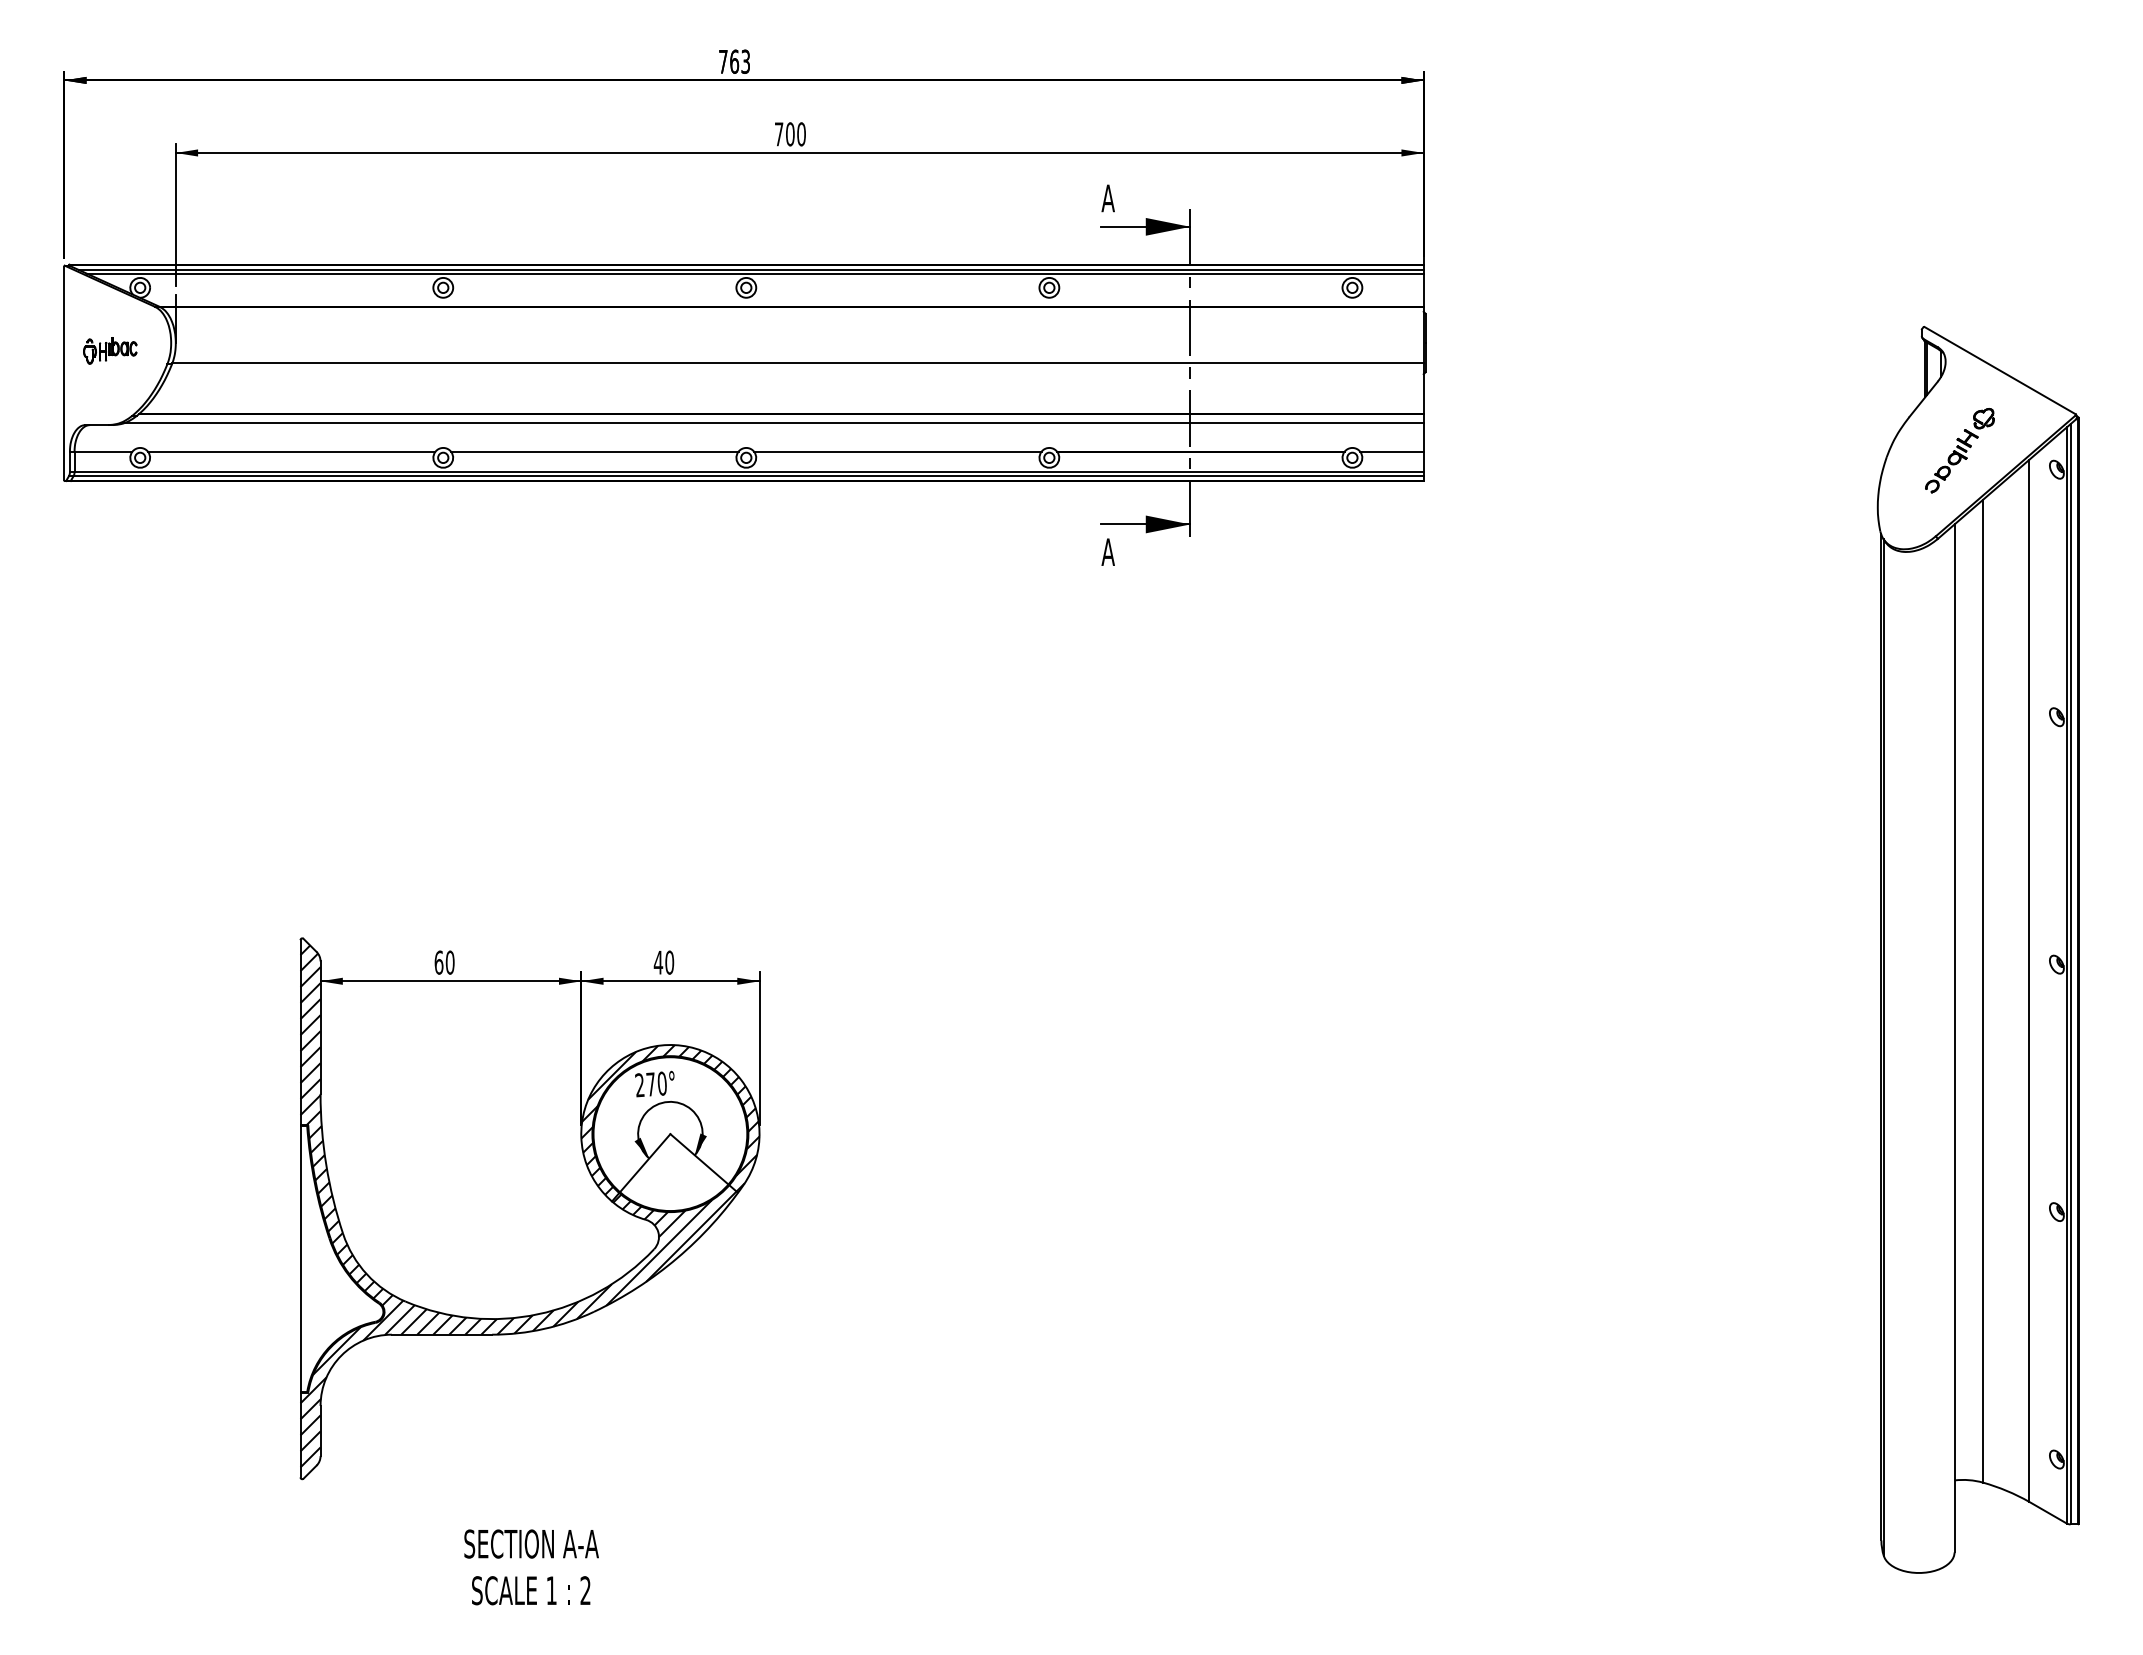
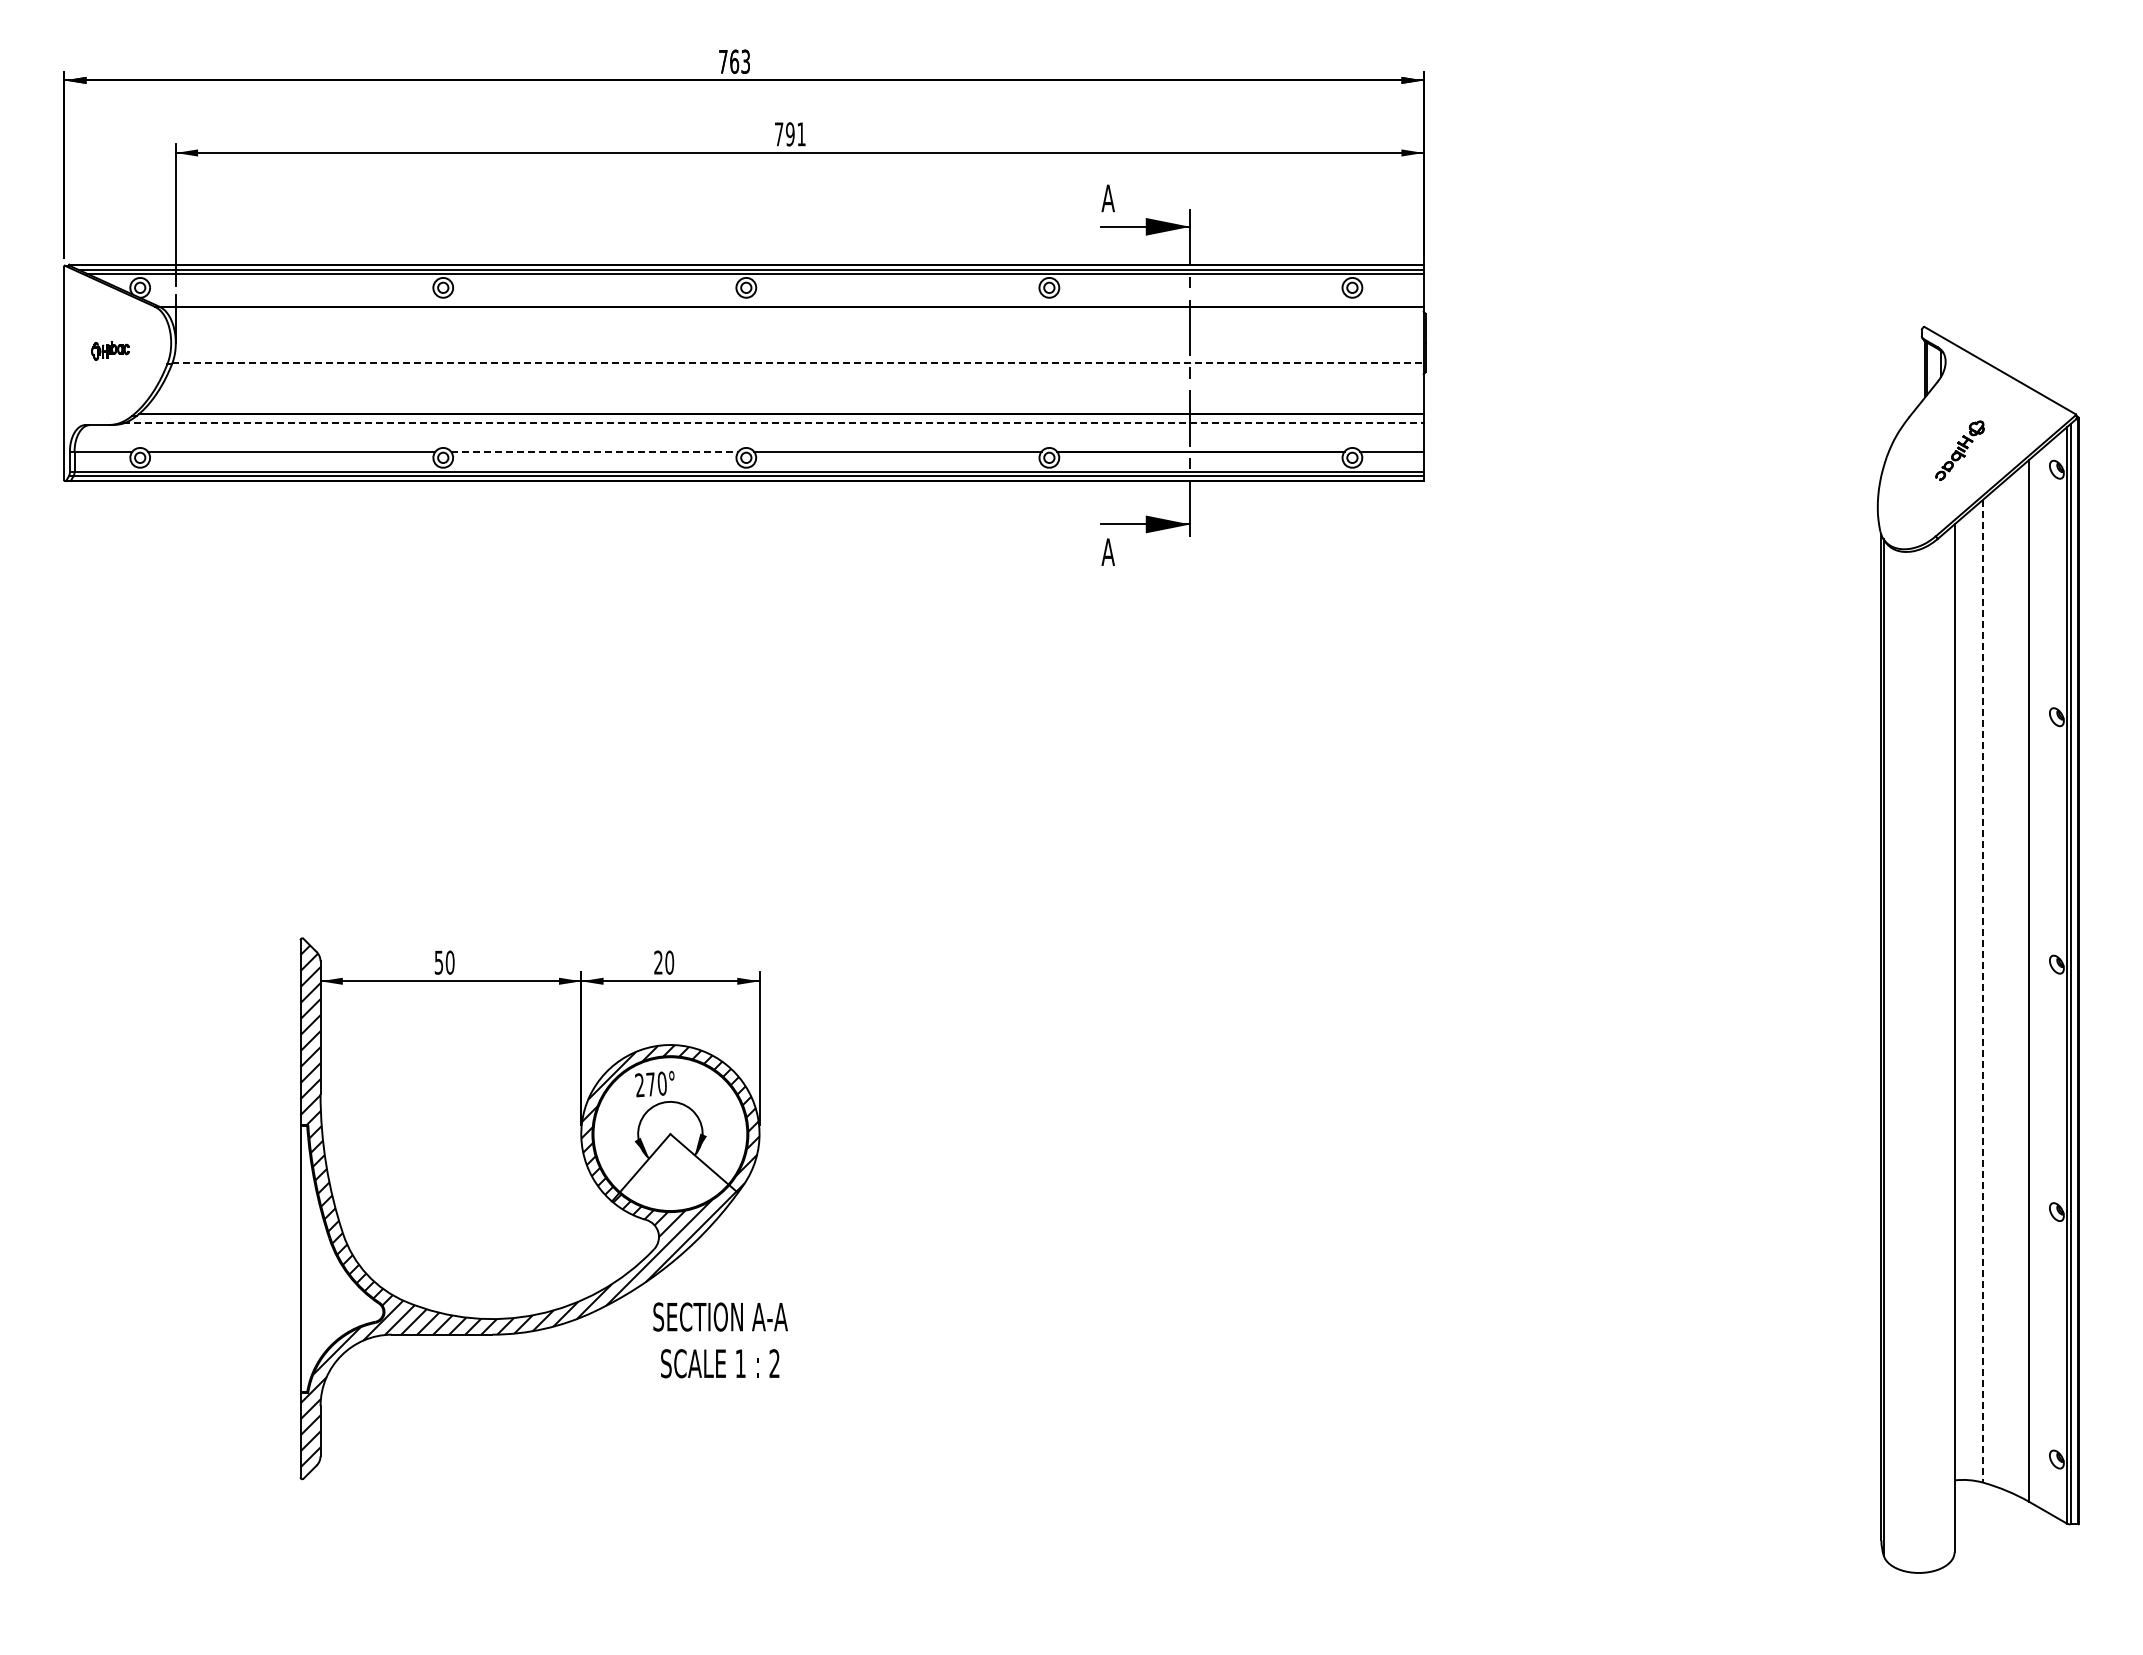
text: 700 -> 791 (795, 134)
part size: 55x28 px -> 39x20 px (110, 350)
line: solid -> dashed (798, 363)
line: solid -> dashed (774, 423)
part size: 70x86 px -> 50x61 px (1959, 450)
line: solid -> dashed (594, 451)
text: 60 -> 50 (438, 962)
text: 40 -> 20 (658, 962)
line: solid -> dashed (1983, 991)
text position: (531, 1567) -> (720, 1340) (720, 1340)
